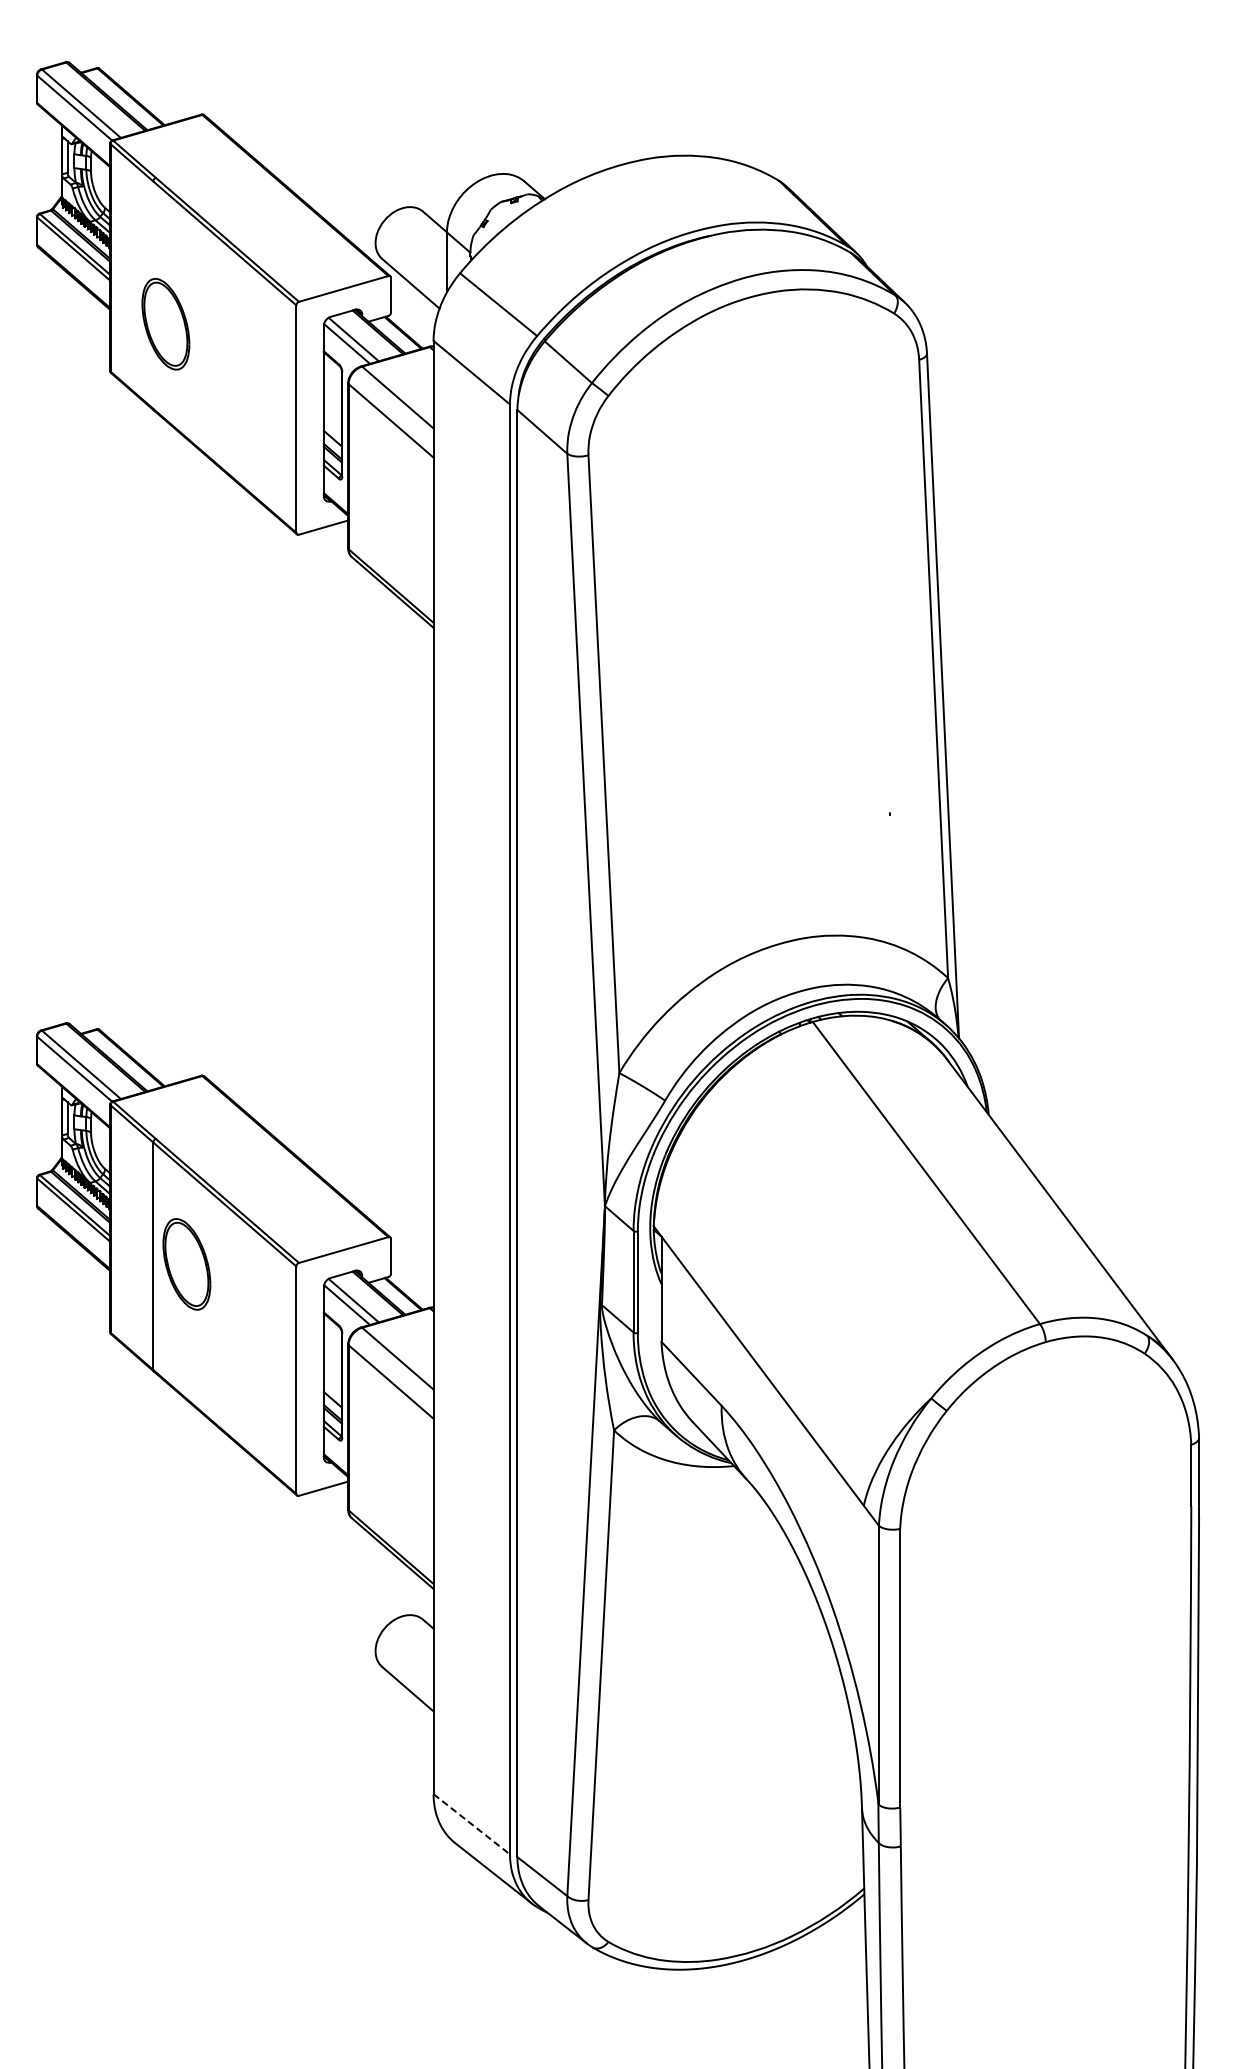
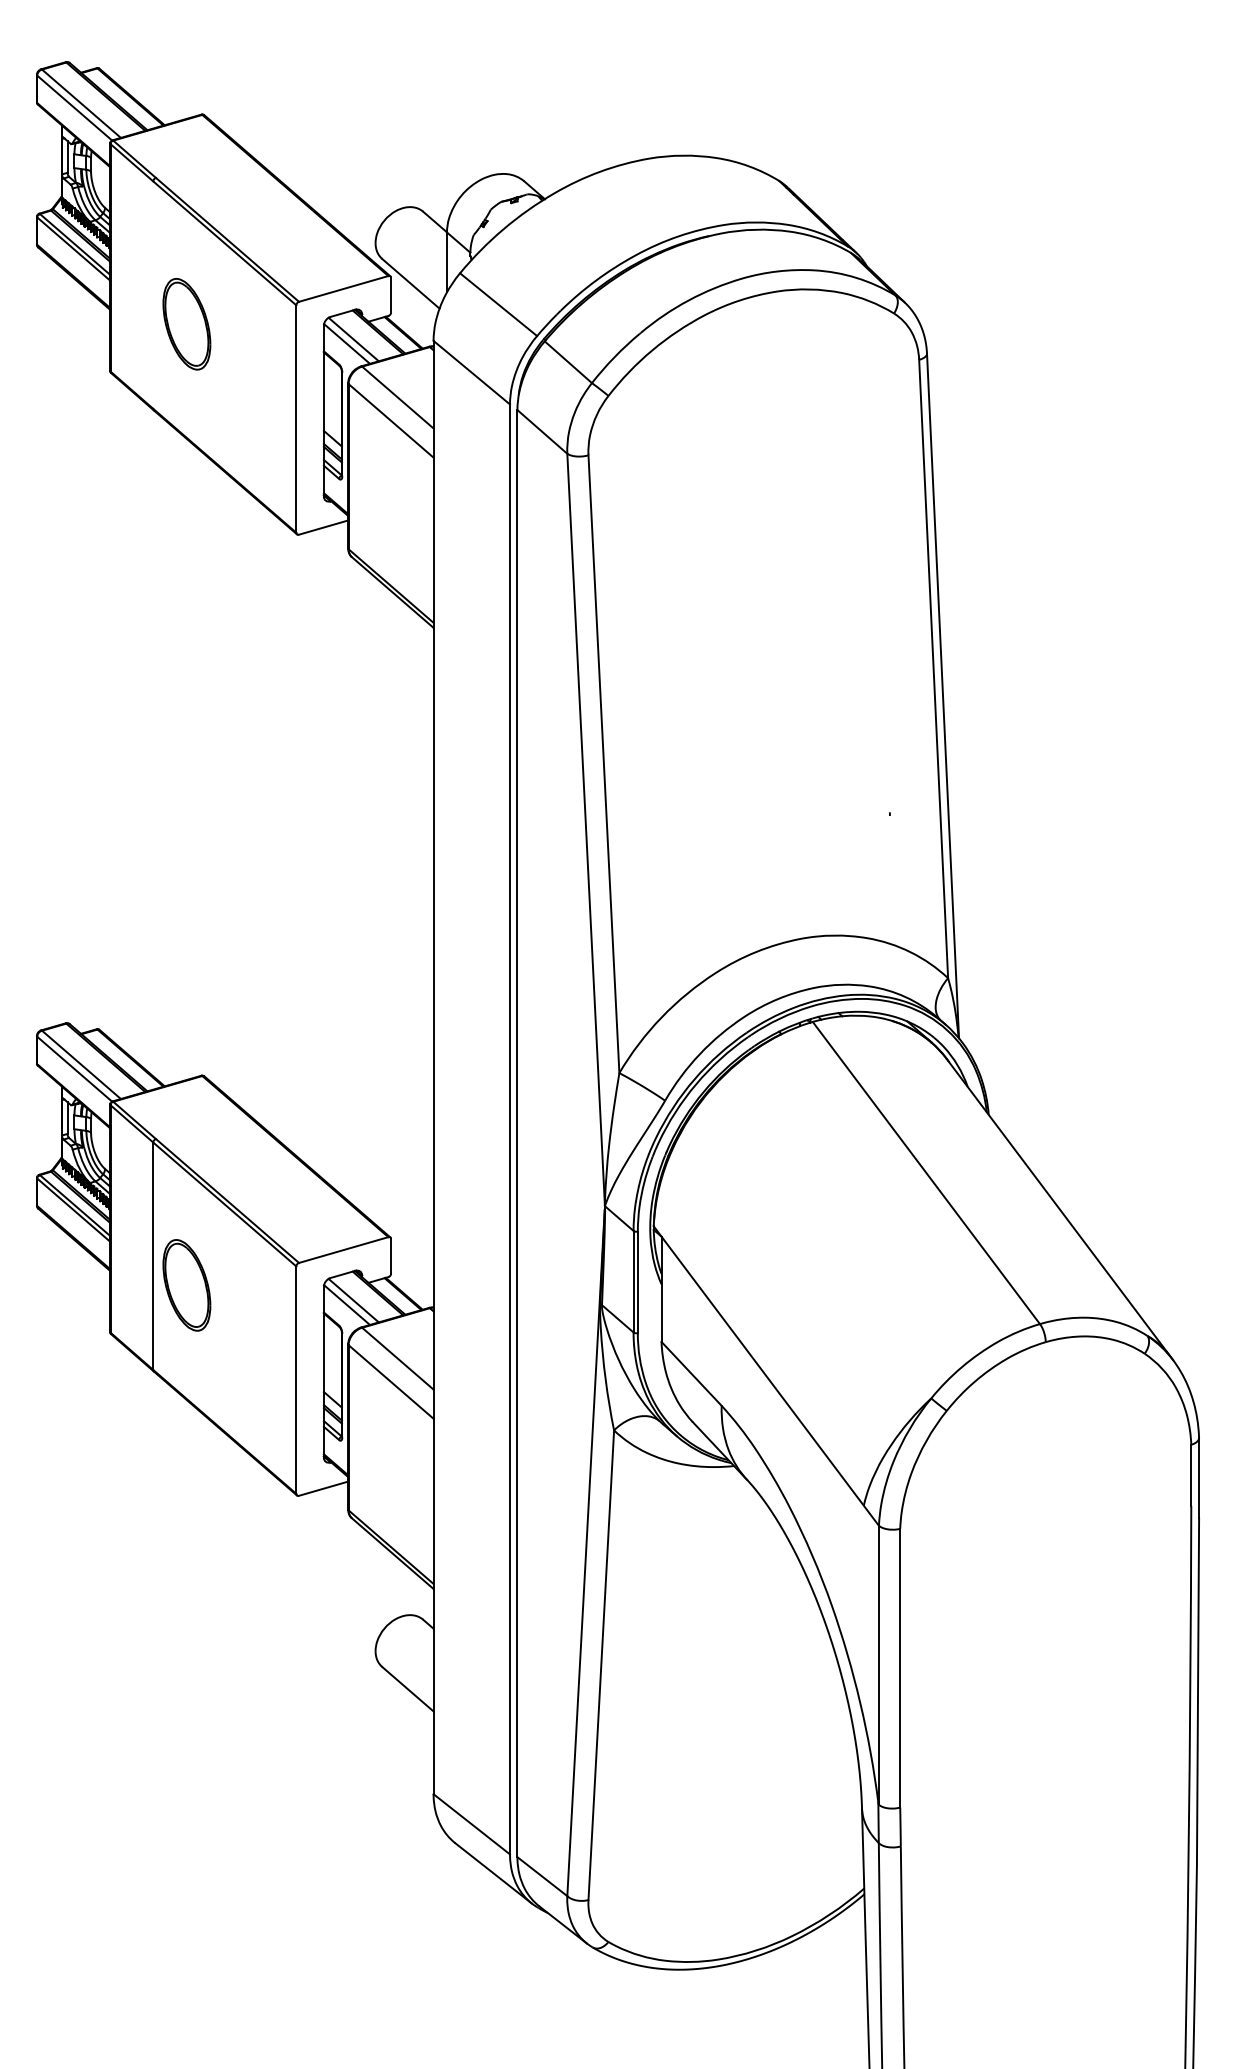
part position: (165, 324) -> (186, 324) (186, 324)
part position: (186, 1264) -> (186, 1285) (186, 1285)
line: dashed -> solid (471, 1824)
